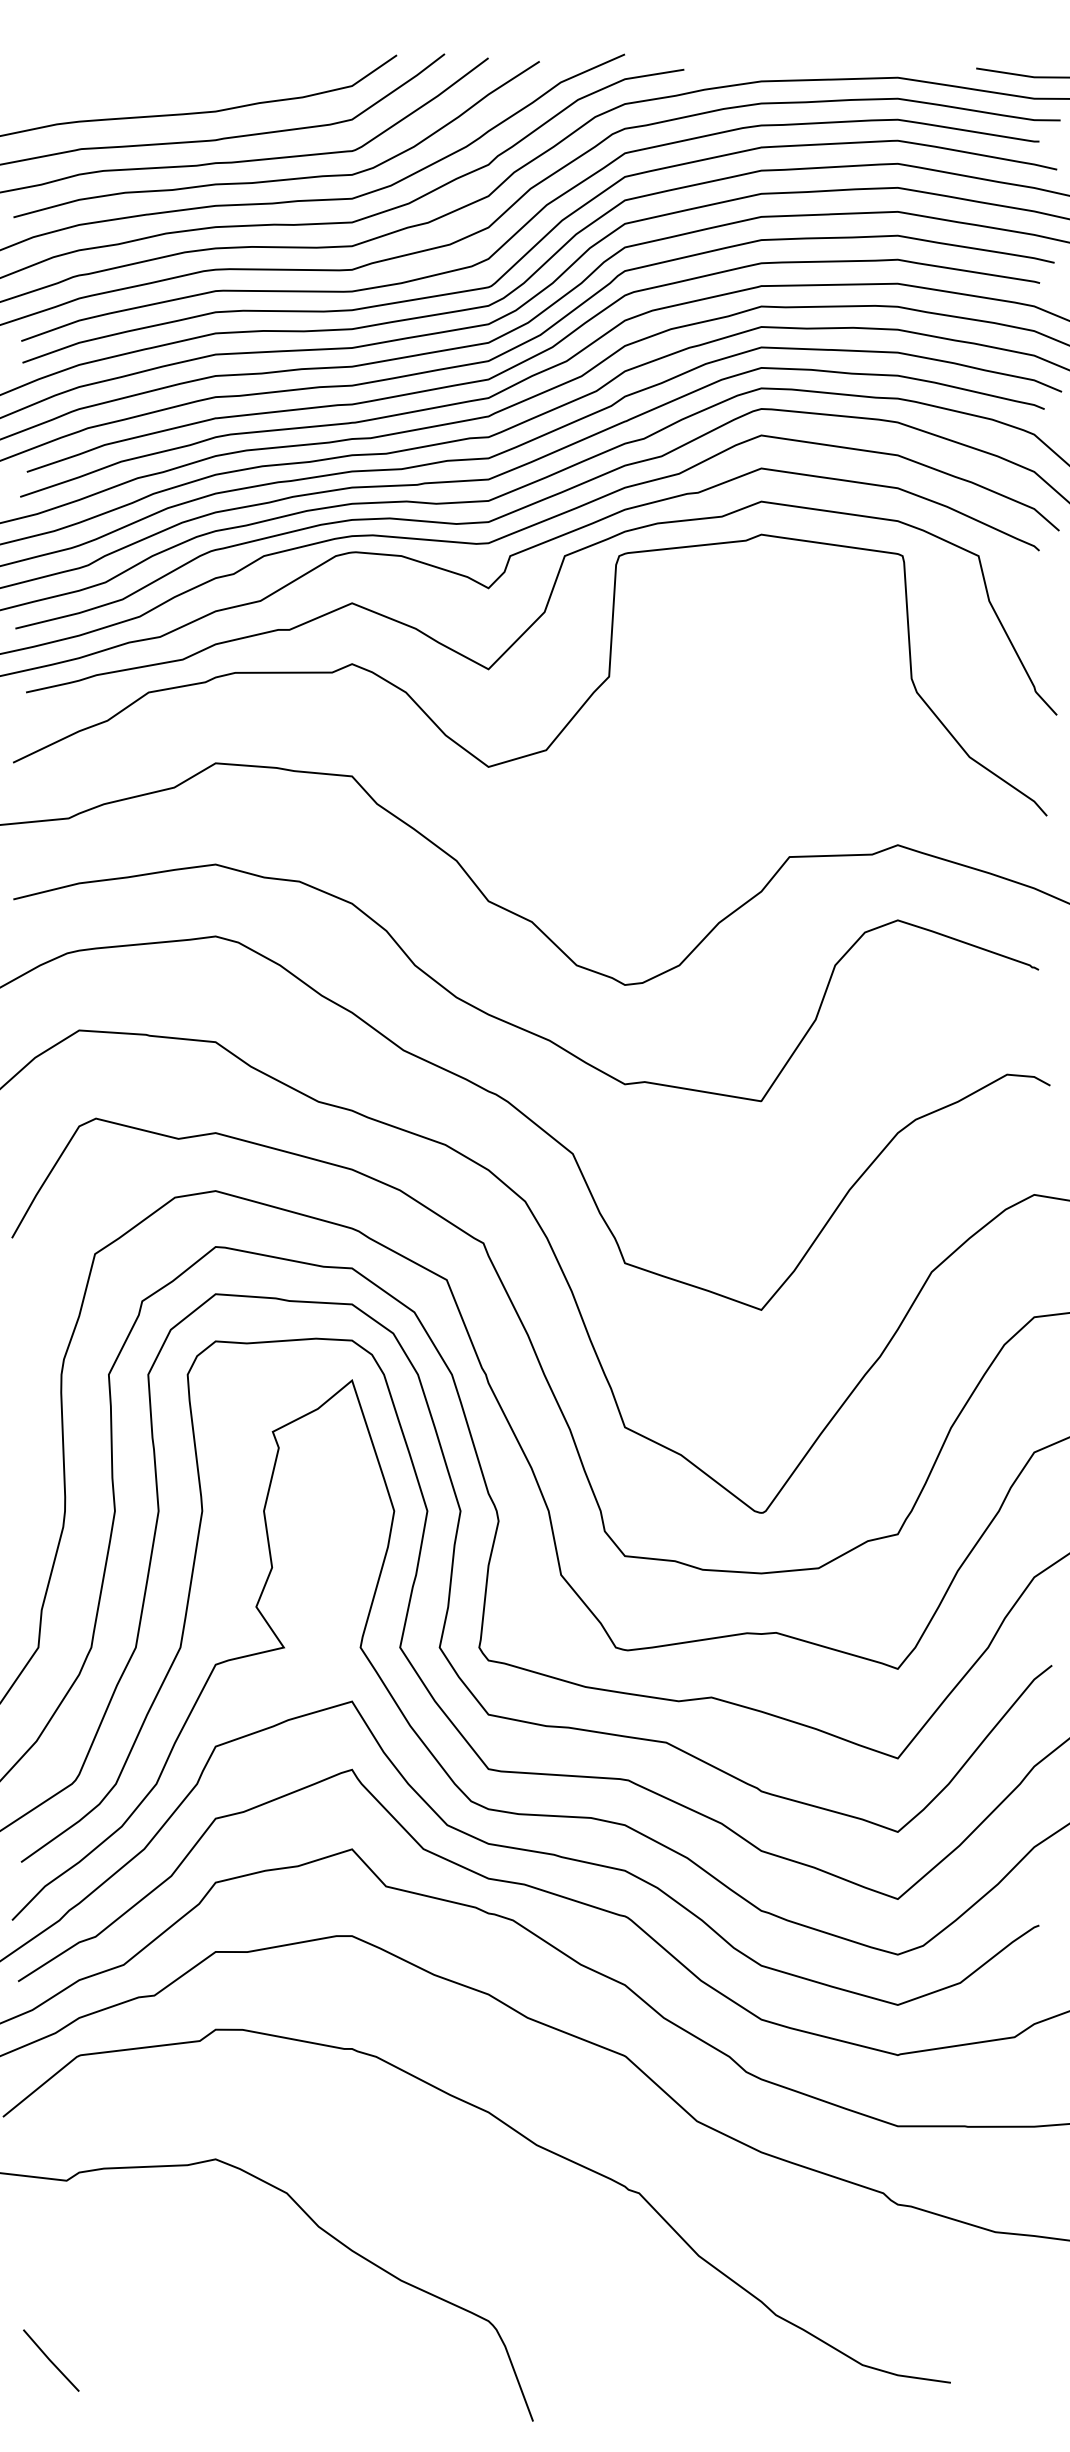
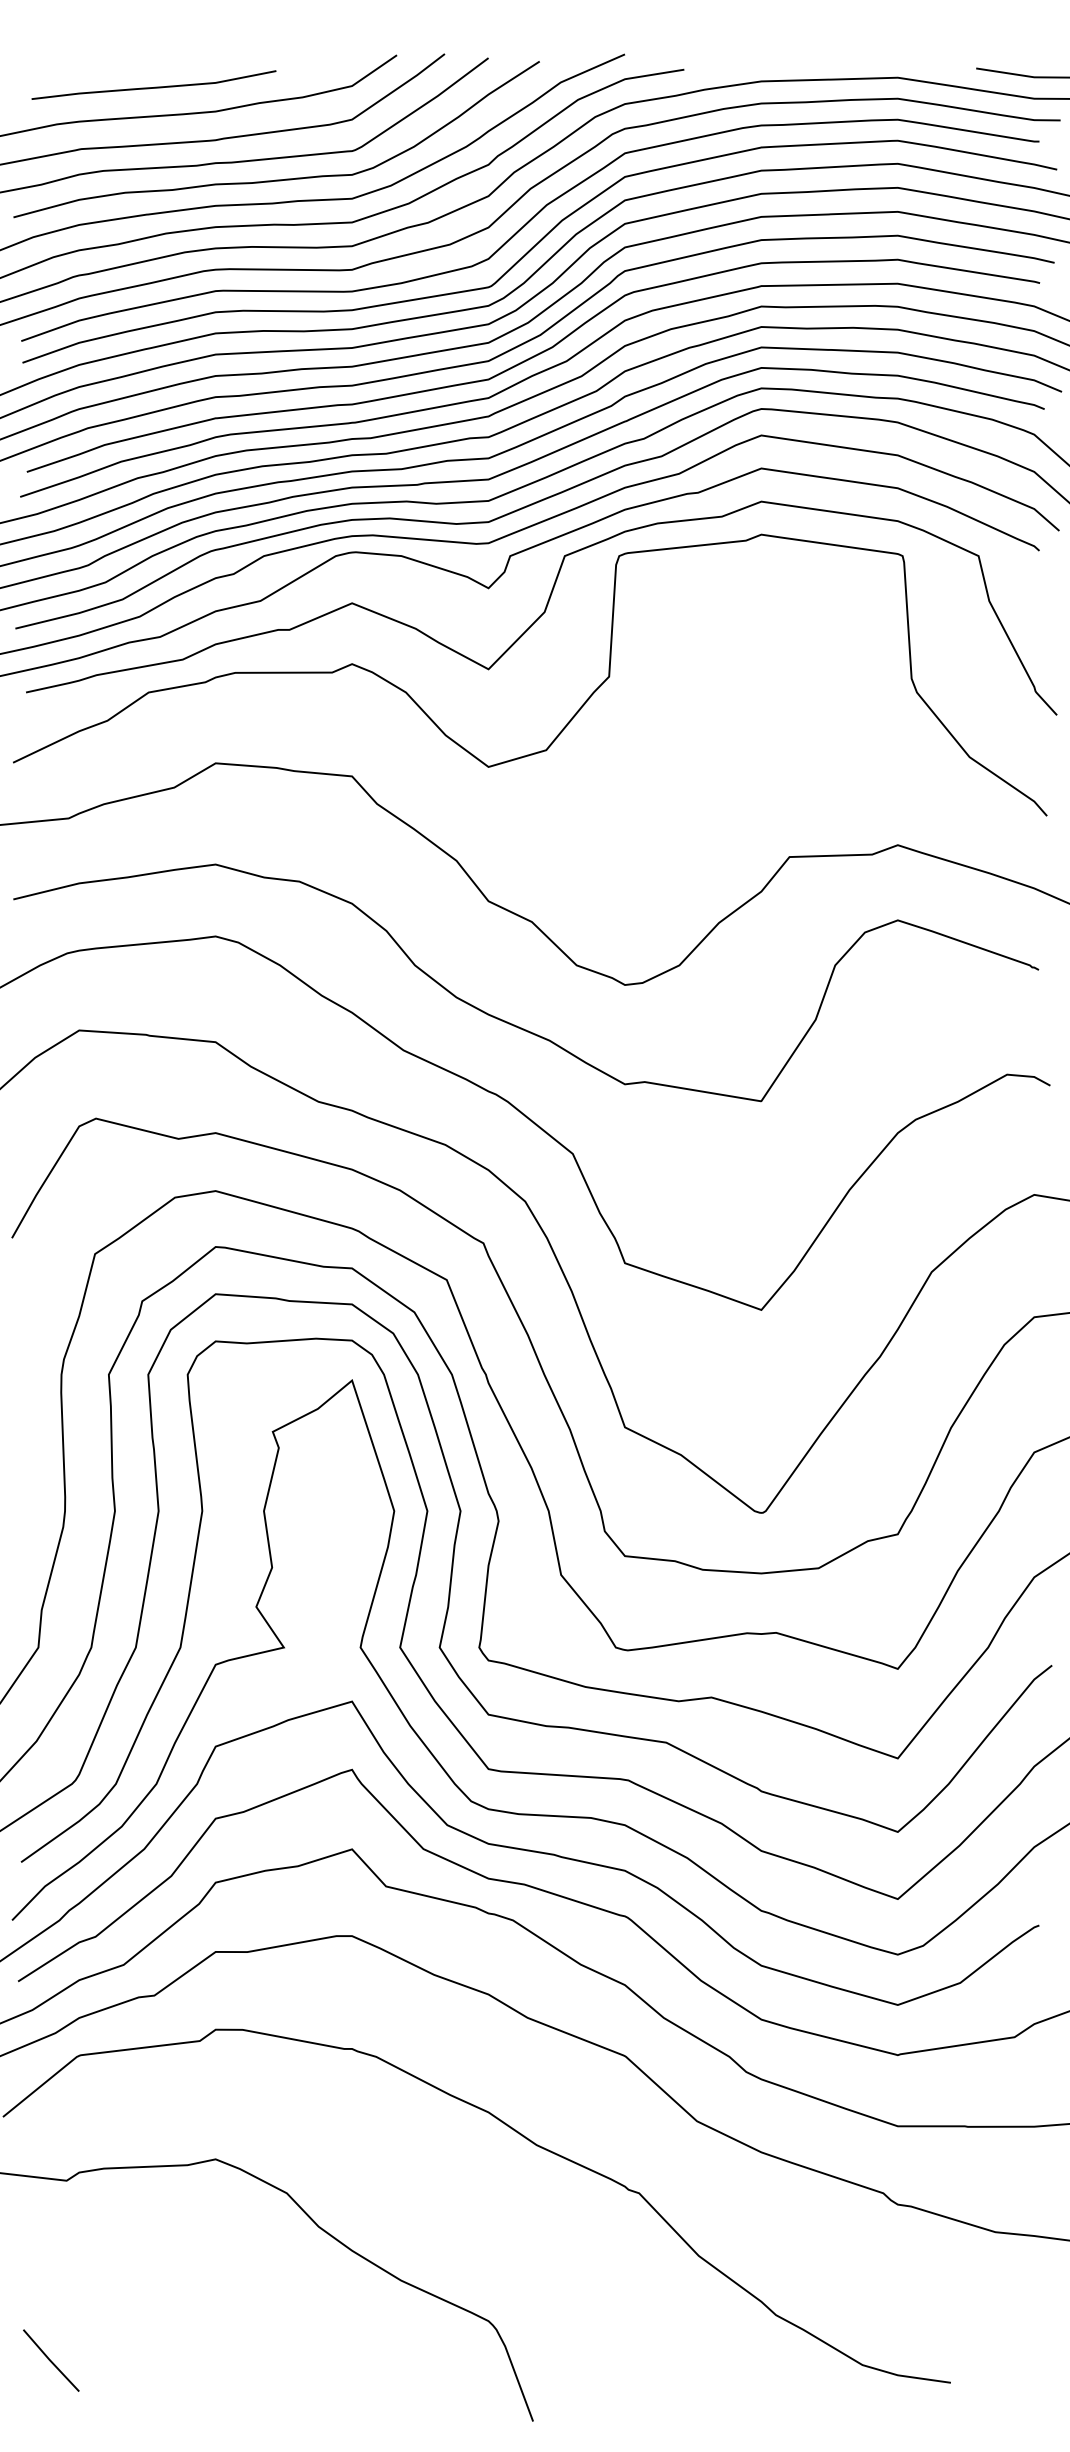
curve: none -> present (154, 86)
